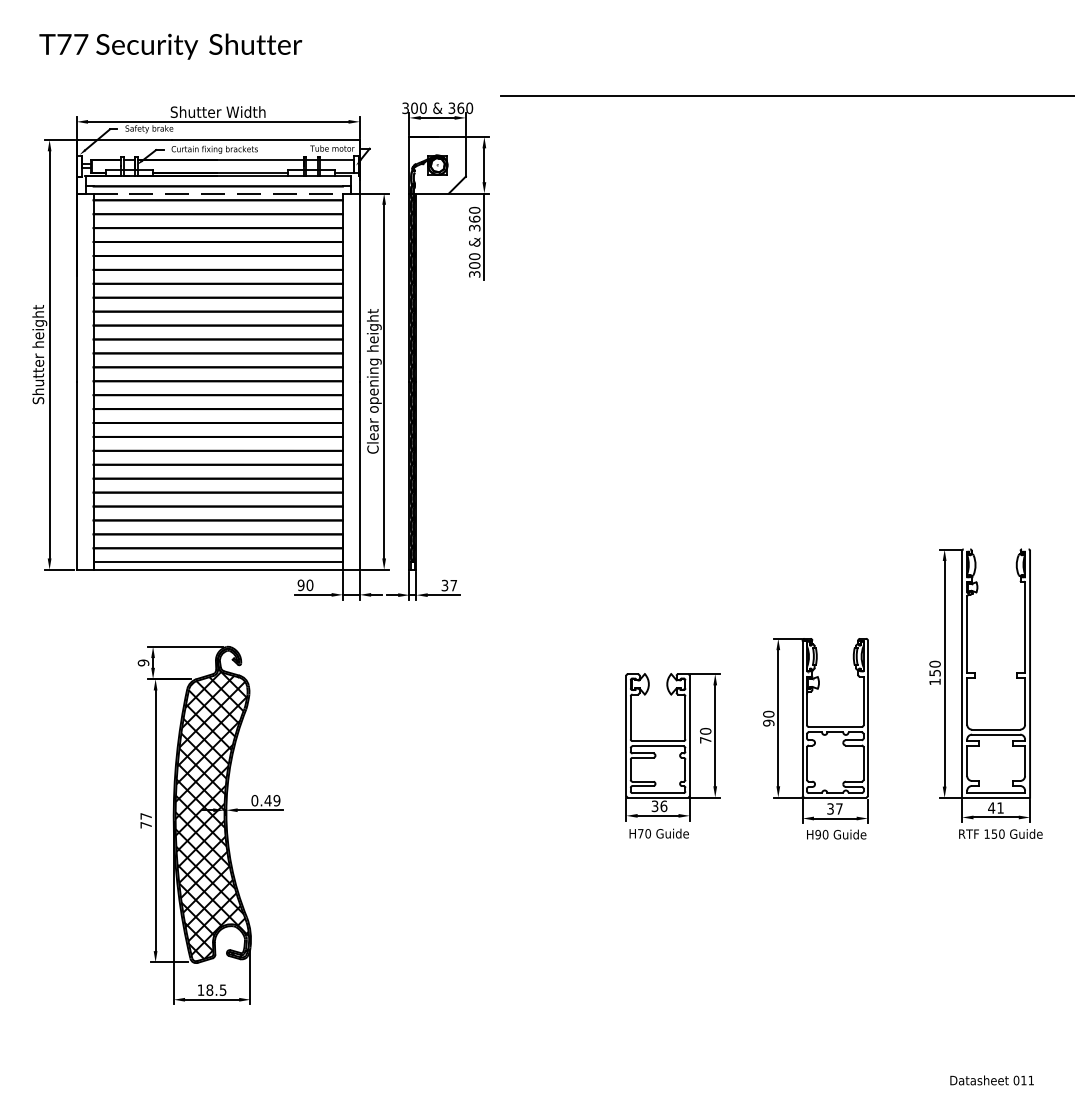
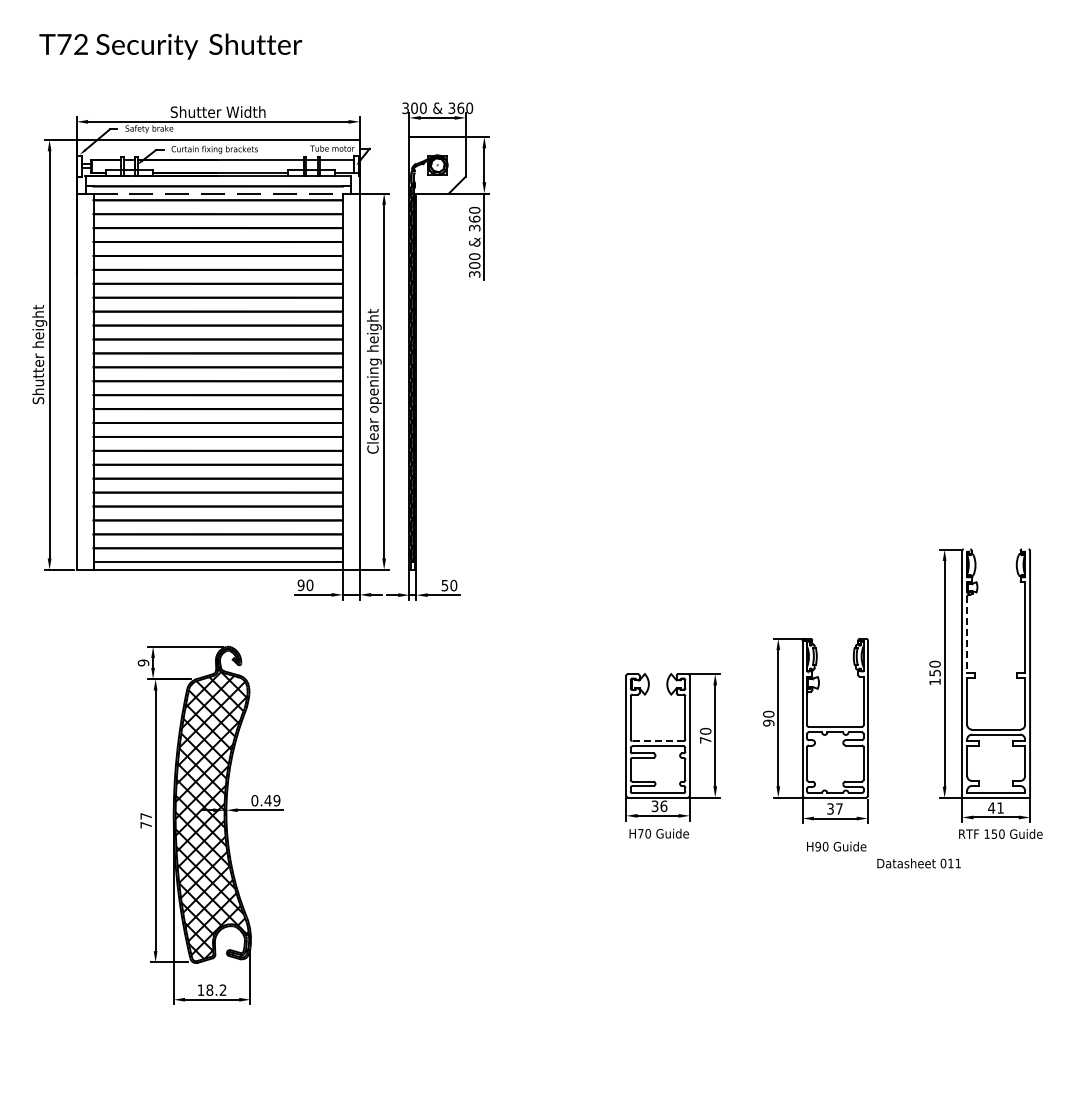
text: T77 -> T72 (81, 44)
line: present -> none (785, 95)
text: 37 -> 50 (449, 585)
line: solid -> dashed (967, 635)
line: solid -> dashed (658, 741)
text position: (836, 834) -> (836, 846) (836, 846)
text: 18.5 -> 18.2 (222, 989)
text position: (991, 1080) -> (918, 863) (918, 863)
